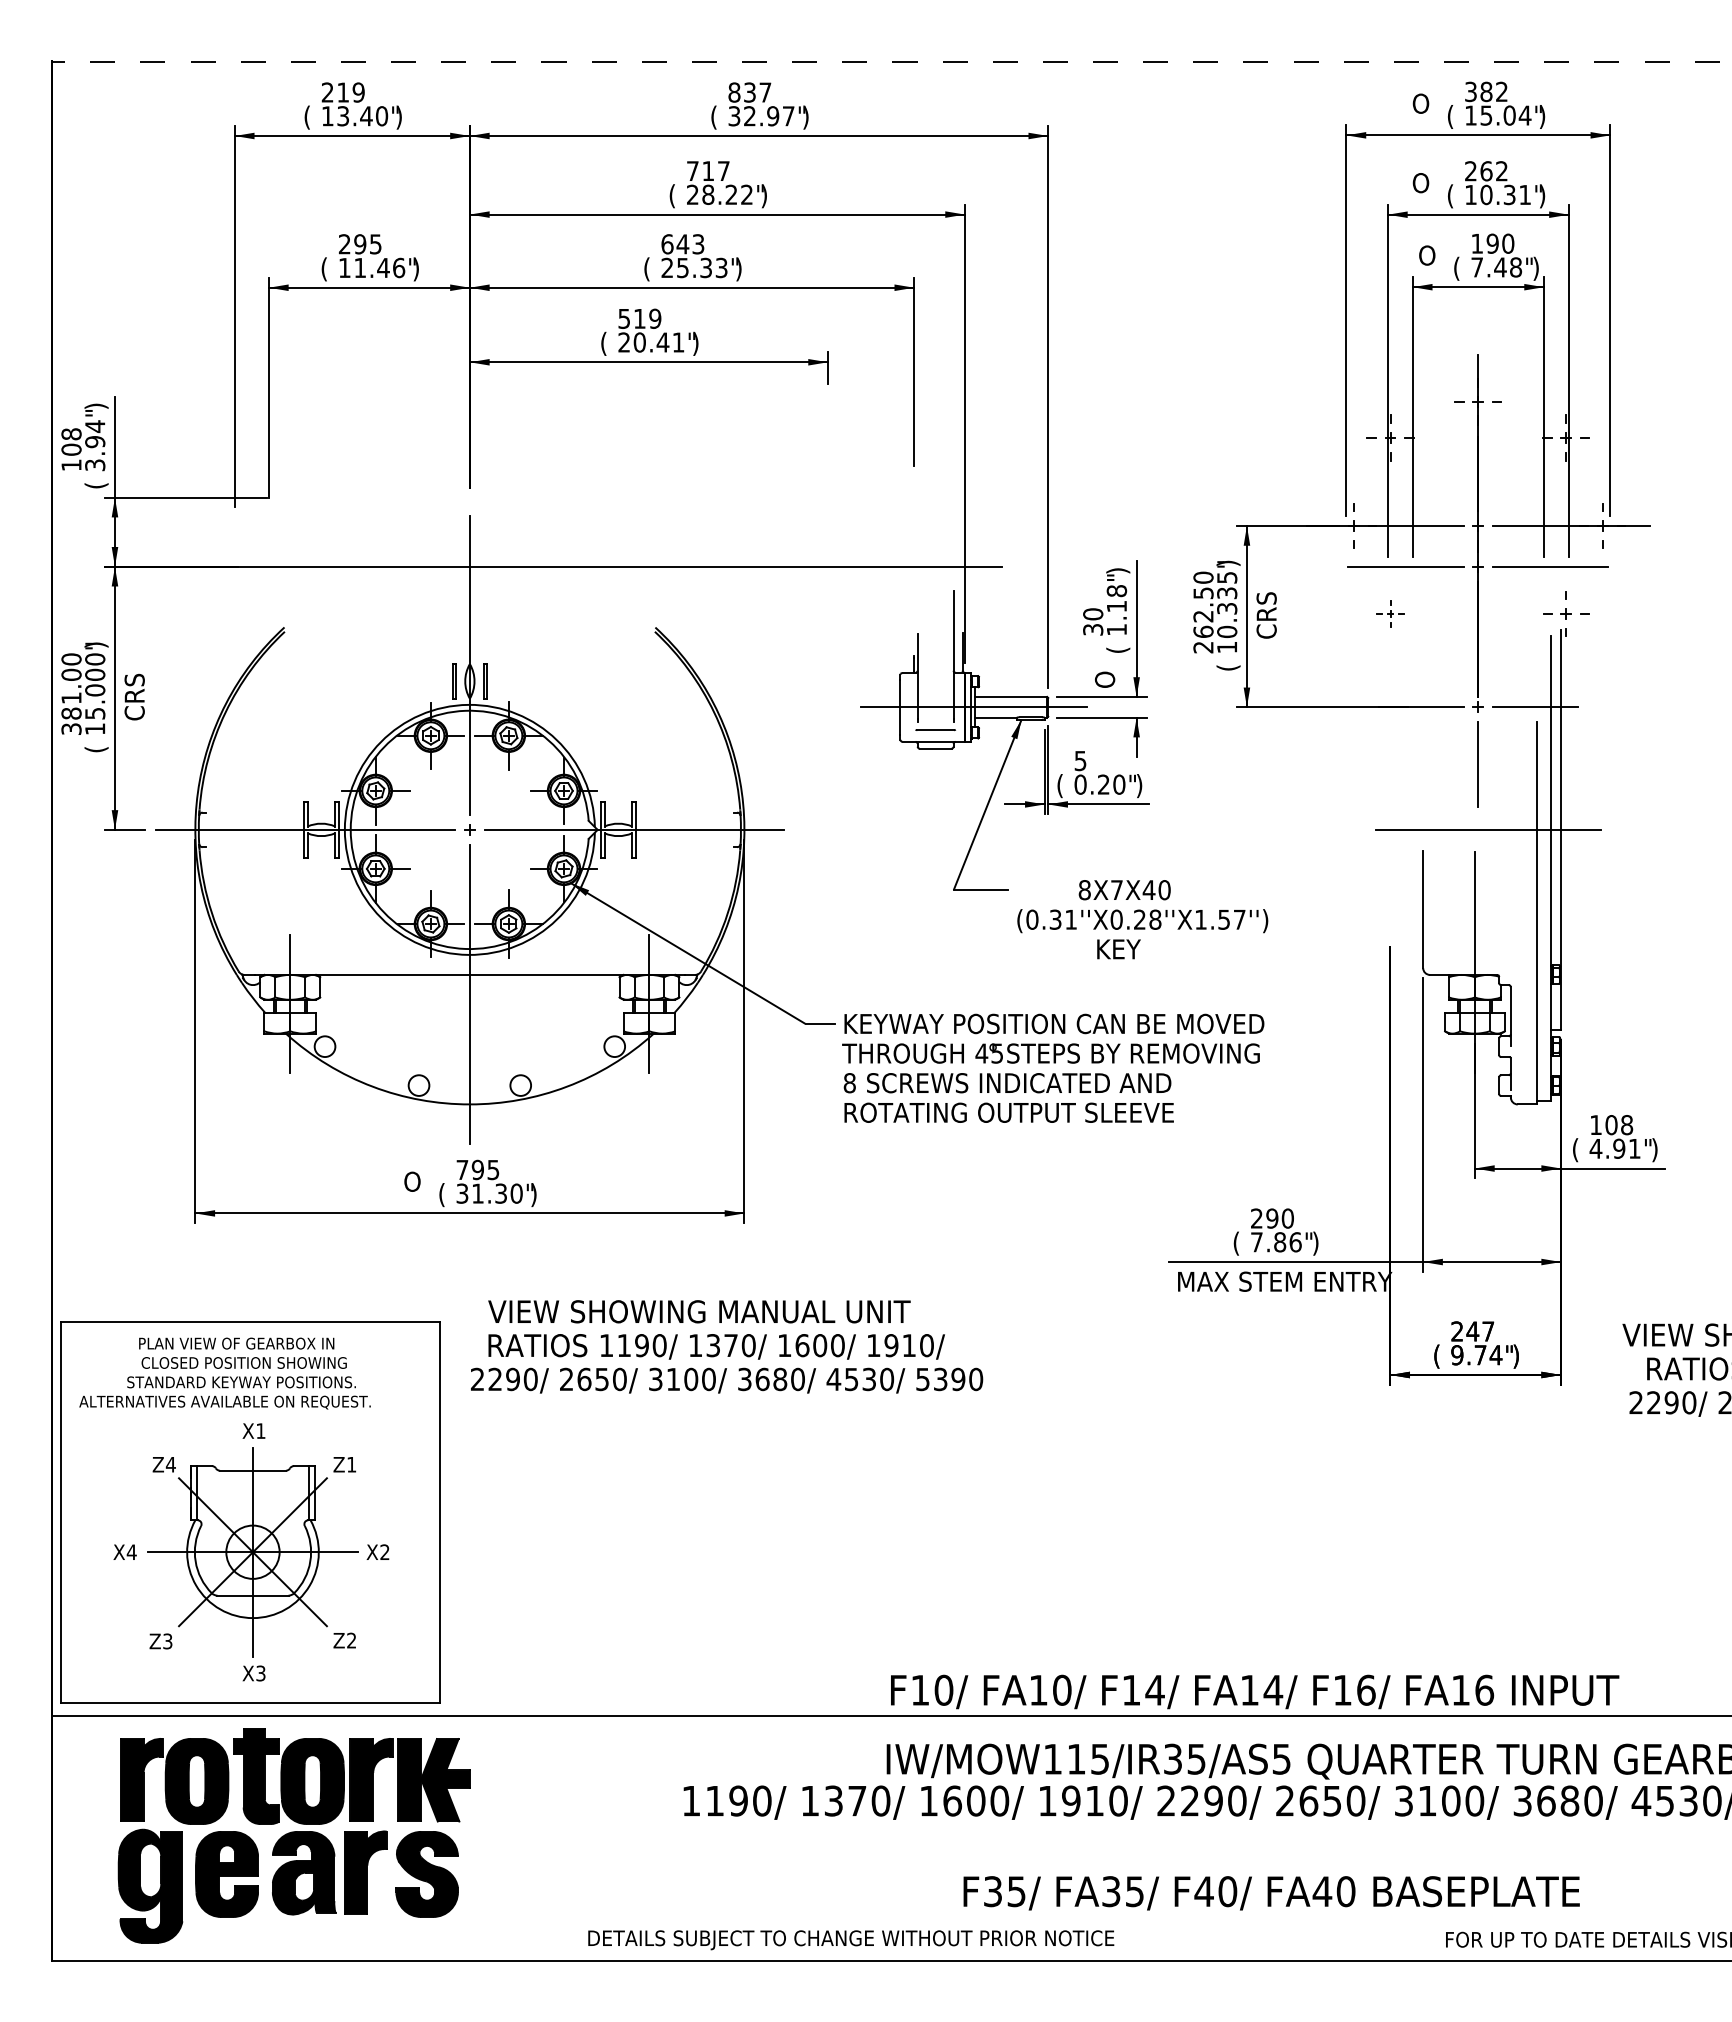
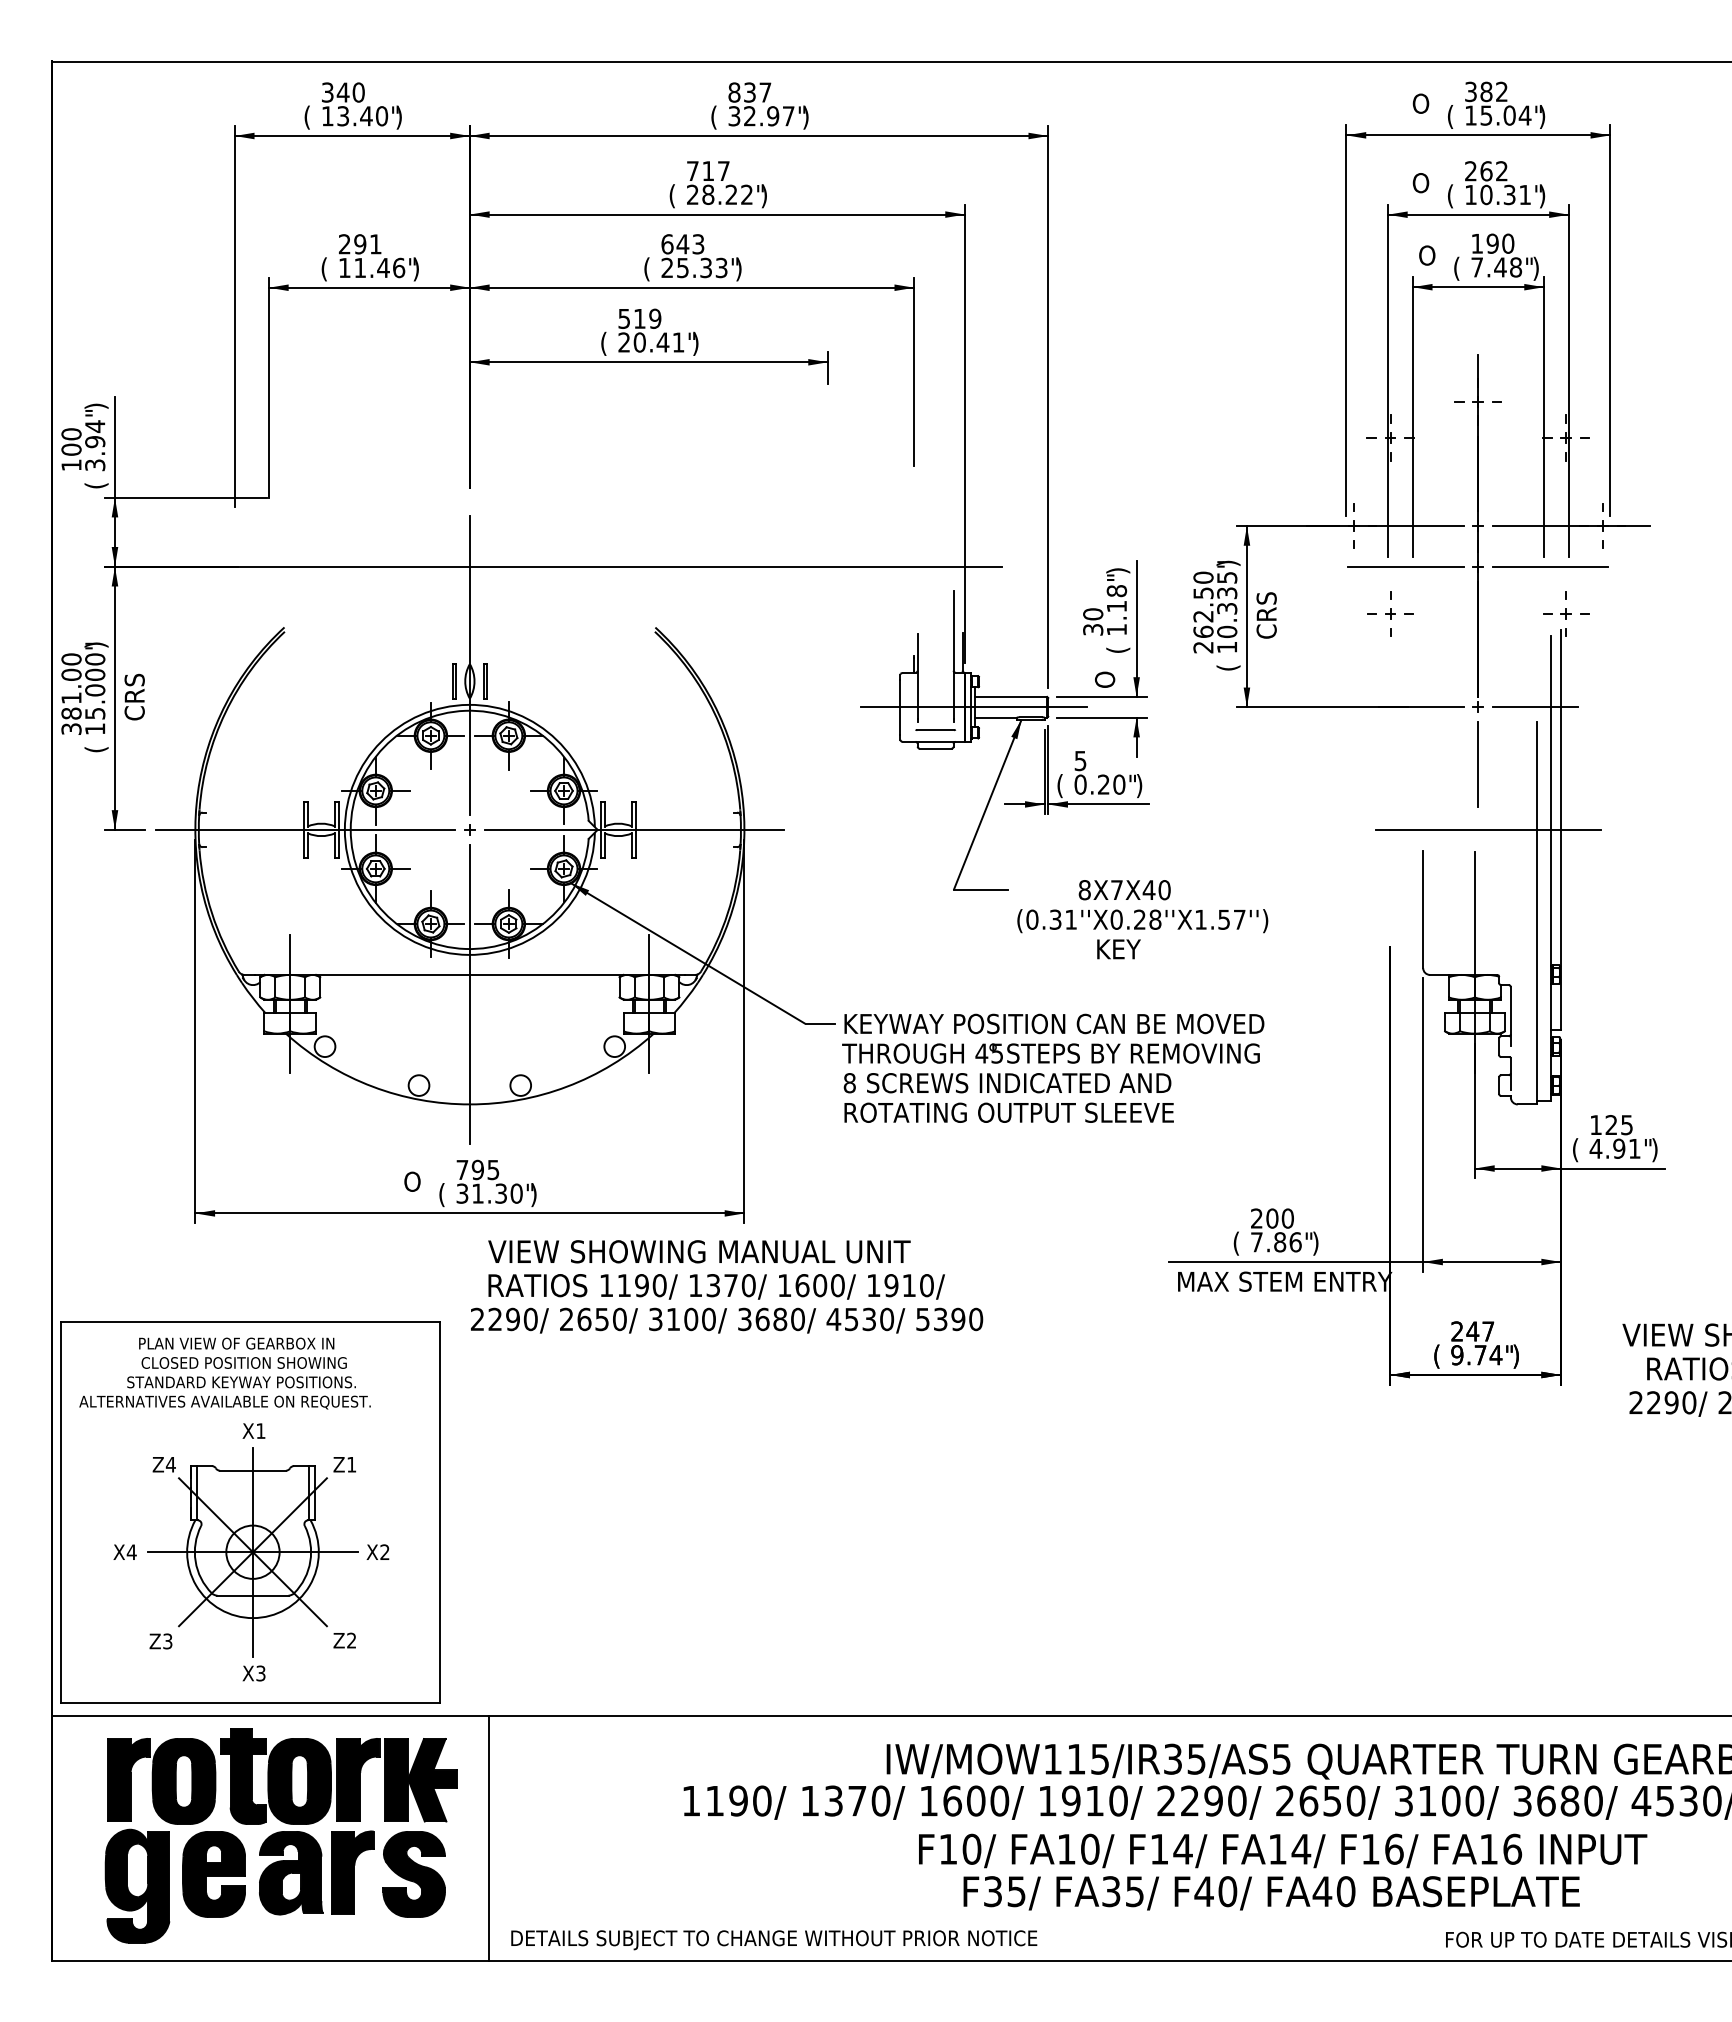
line: dashed -> solid (891, 61)
text: 219 -> 340 (343, 92)
text: 295 -> 291 (375, 244)
text: 108 -> 100 (71, 434)
part size: 29x28 px -> 47x46 px (1390, 613)
text: 108 -> 125 (1619, 1125)
text: 290 -> 200 (1272, 1218)
text position: (727, 1346) -> (727, 1286) (727, 1286)
text position: (1255, 1691) -> (1283, 1850) (1283, 1850)
part position: (293, 1835) -> (280, 1835) (280, 1835)
line: none -> present (488, 1838)
text position: (851, 1940) -> (774, 1940) (774, 1940)
